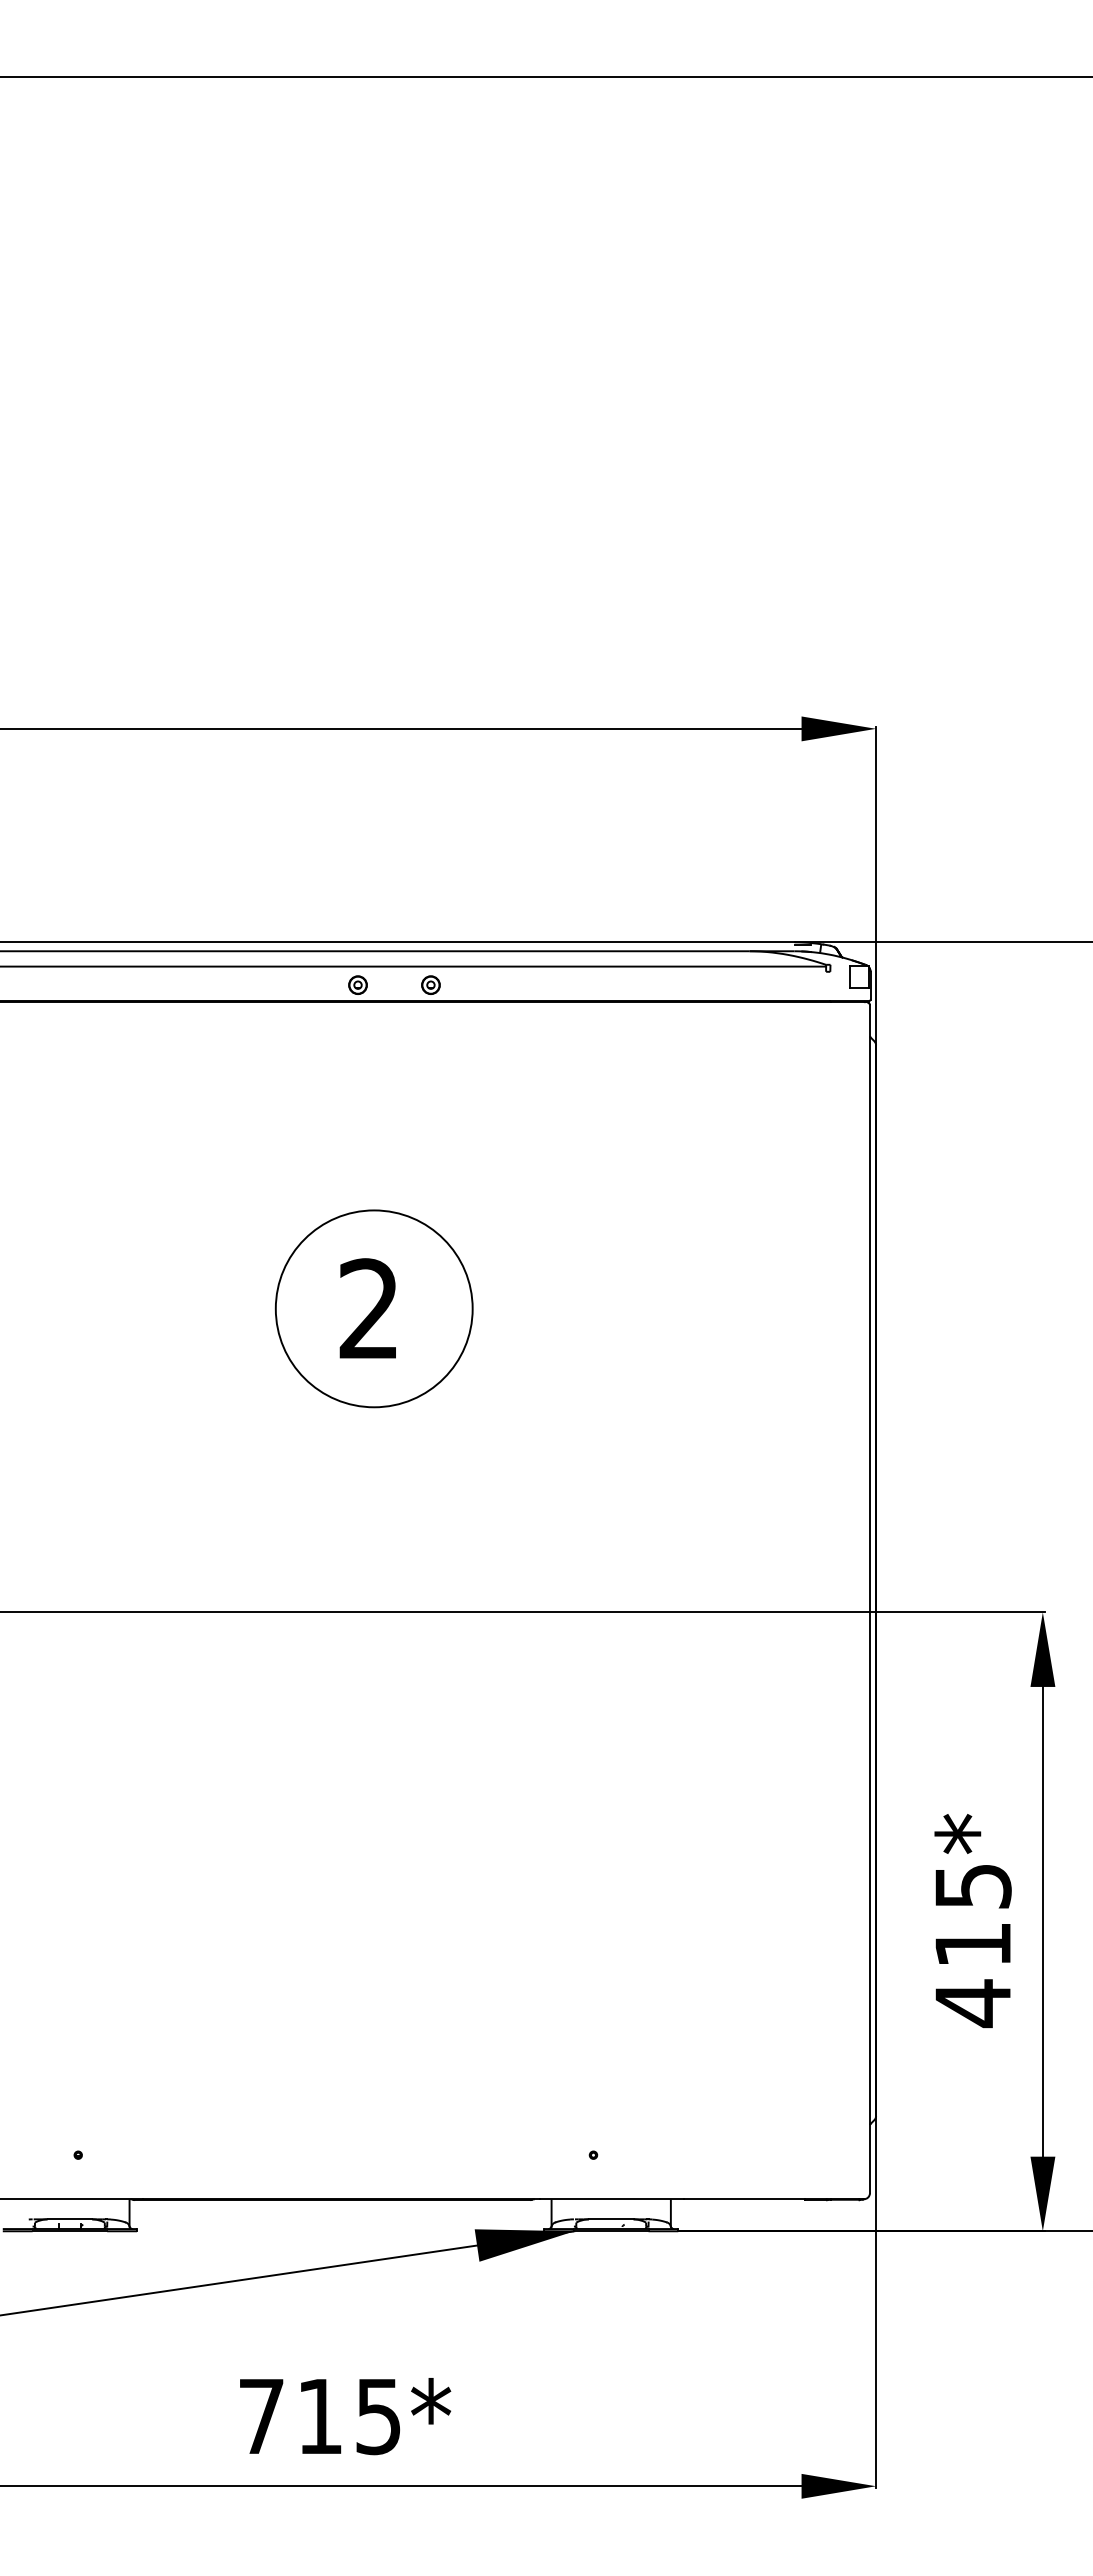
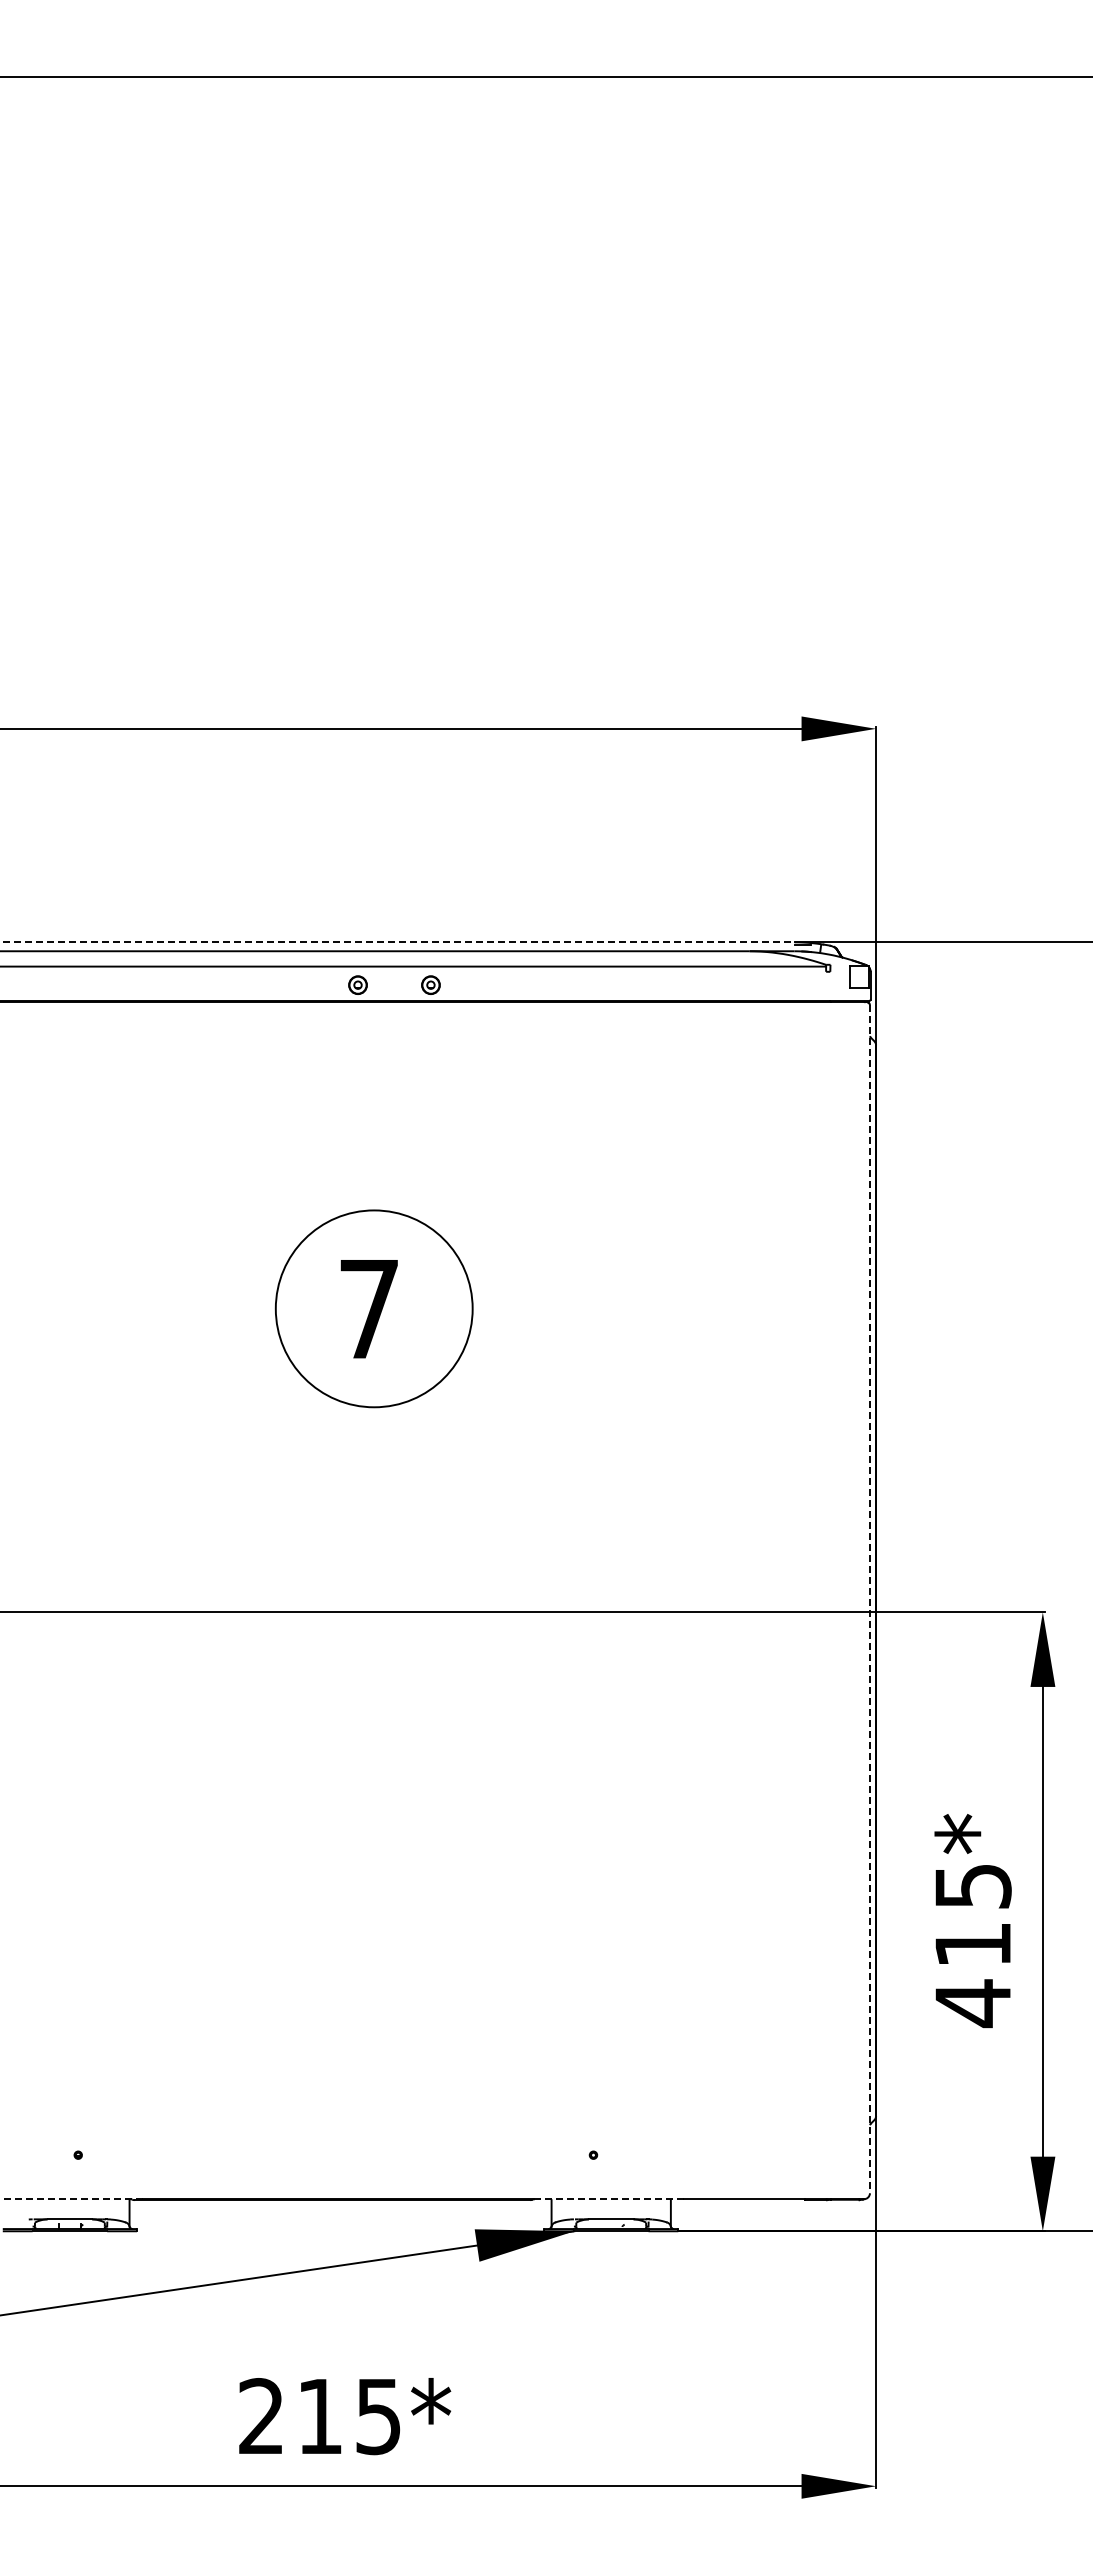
line: solid -> dashed (397, 942)
text: 2 -> 7 (368, 1308)
line: solid -> dashed (869, 1599)
line: solid -> dashed (71, 2199)
line: solid -> dashed (611, 2199)
text: 715* -> 215* (261, 2415)
